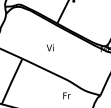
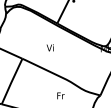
text position: (66, 95) -> (60, 95) (60, 95)
